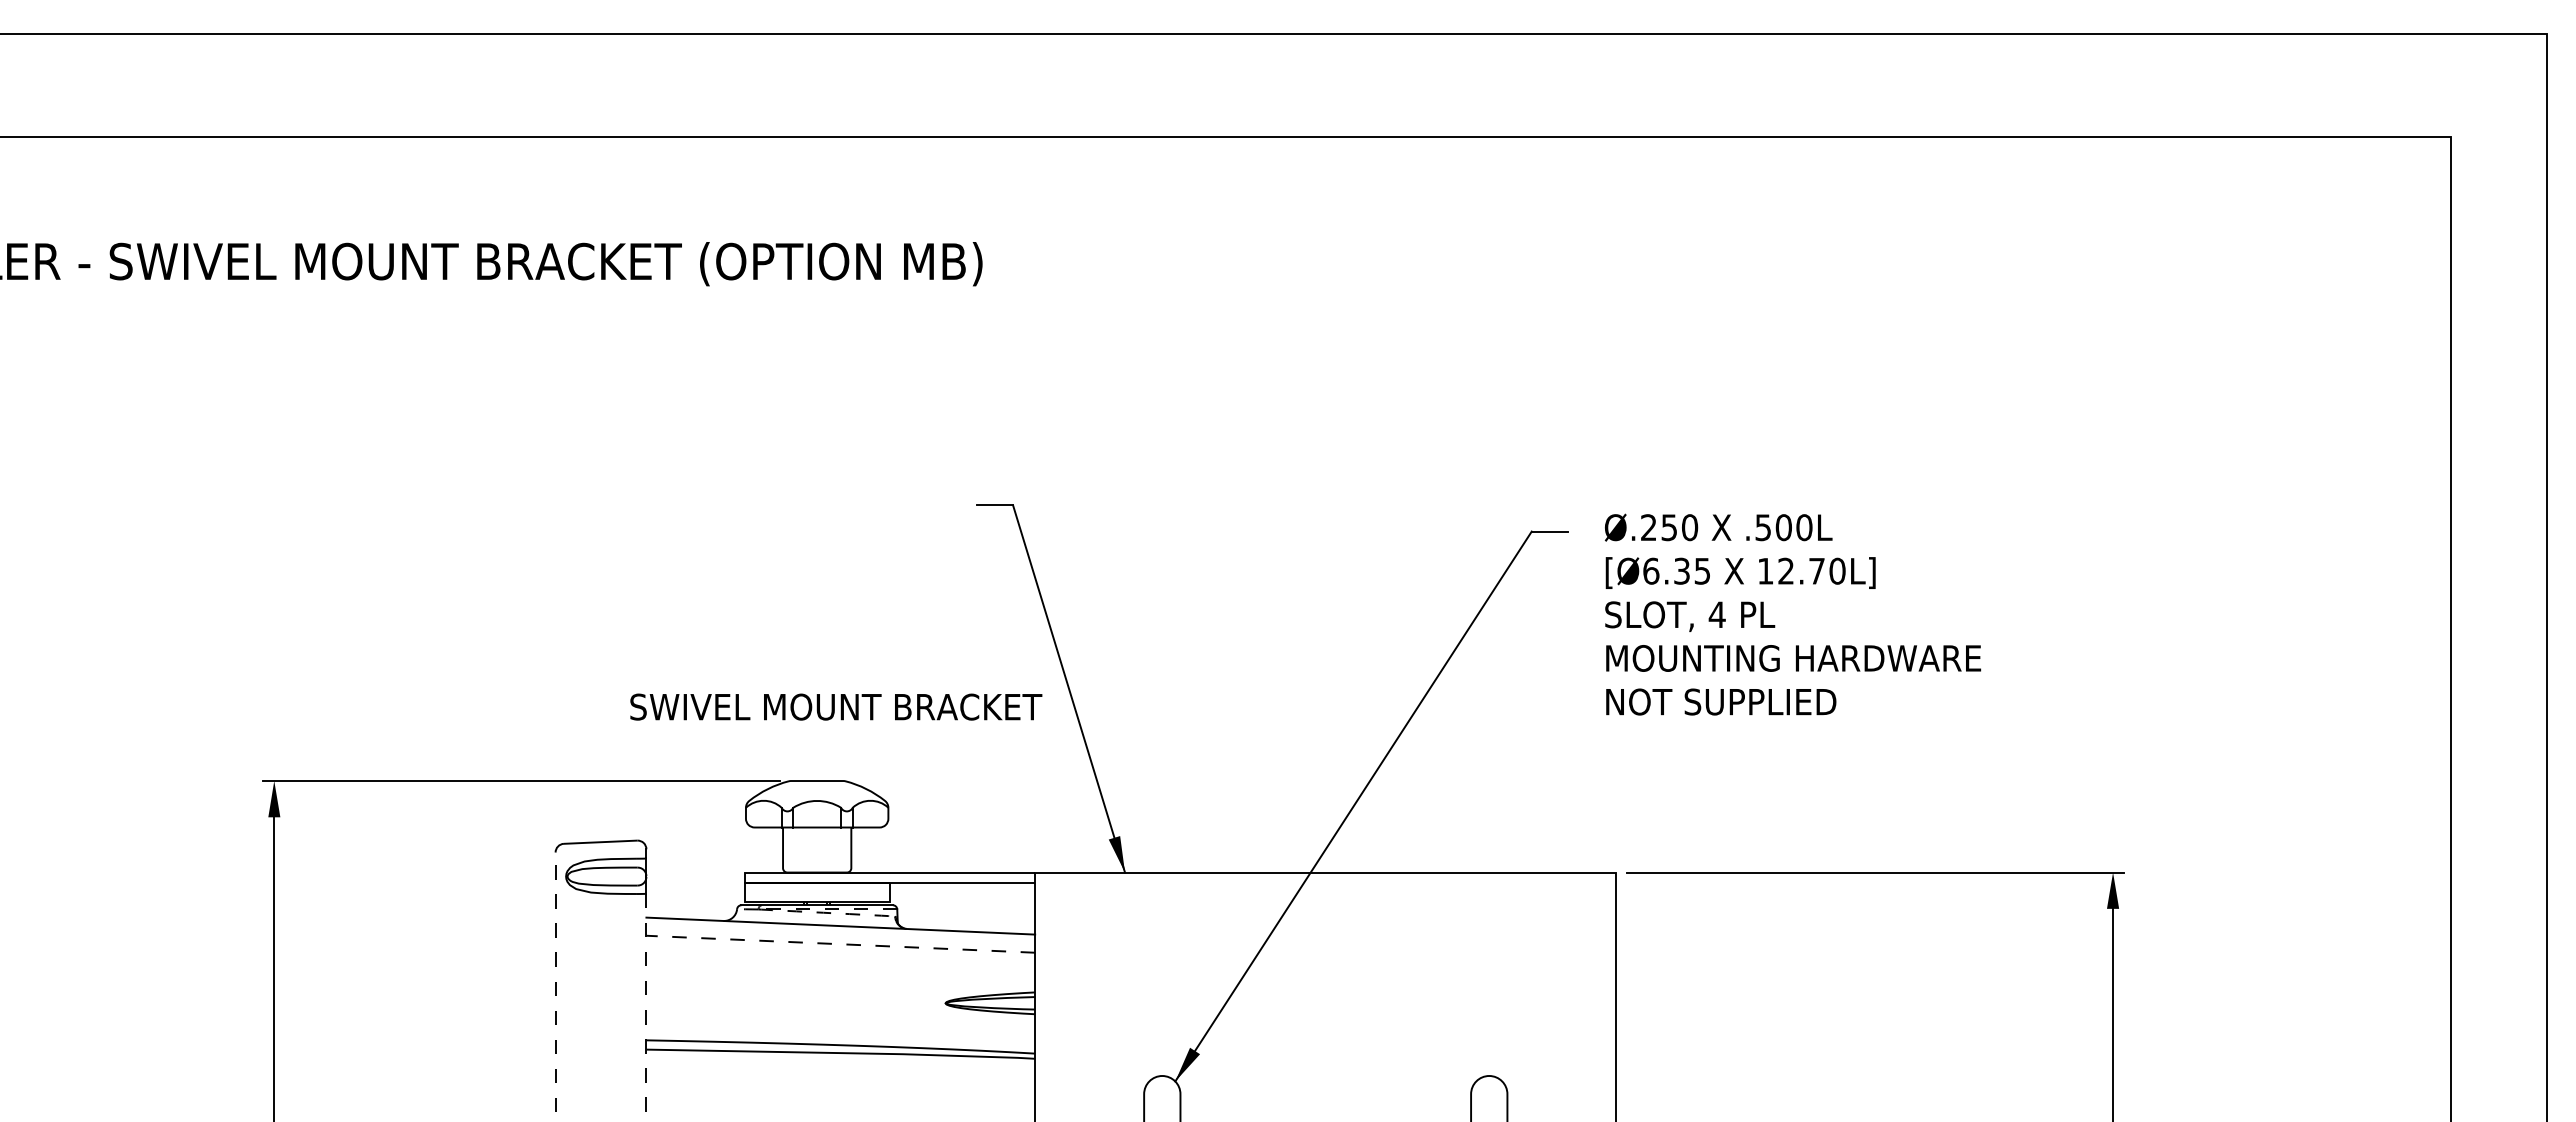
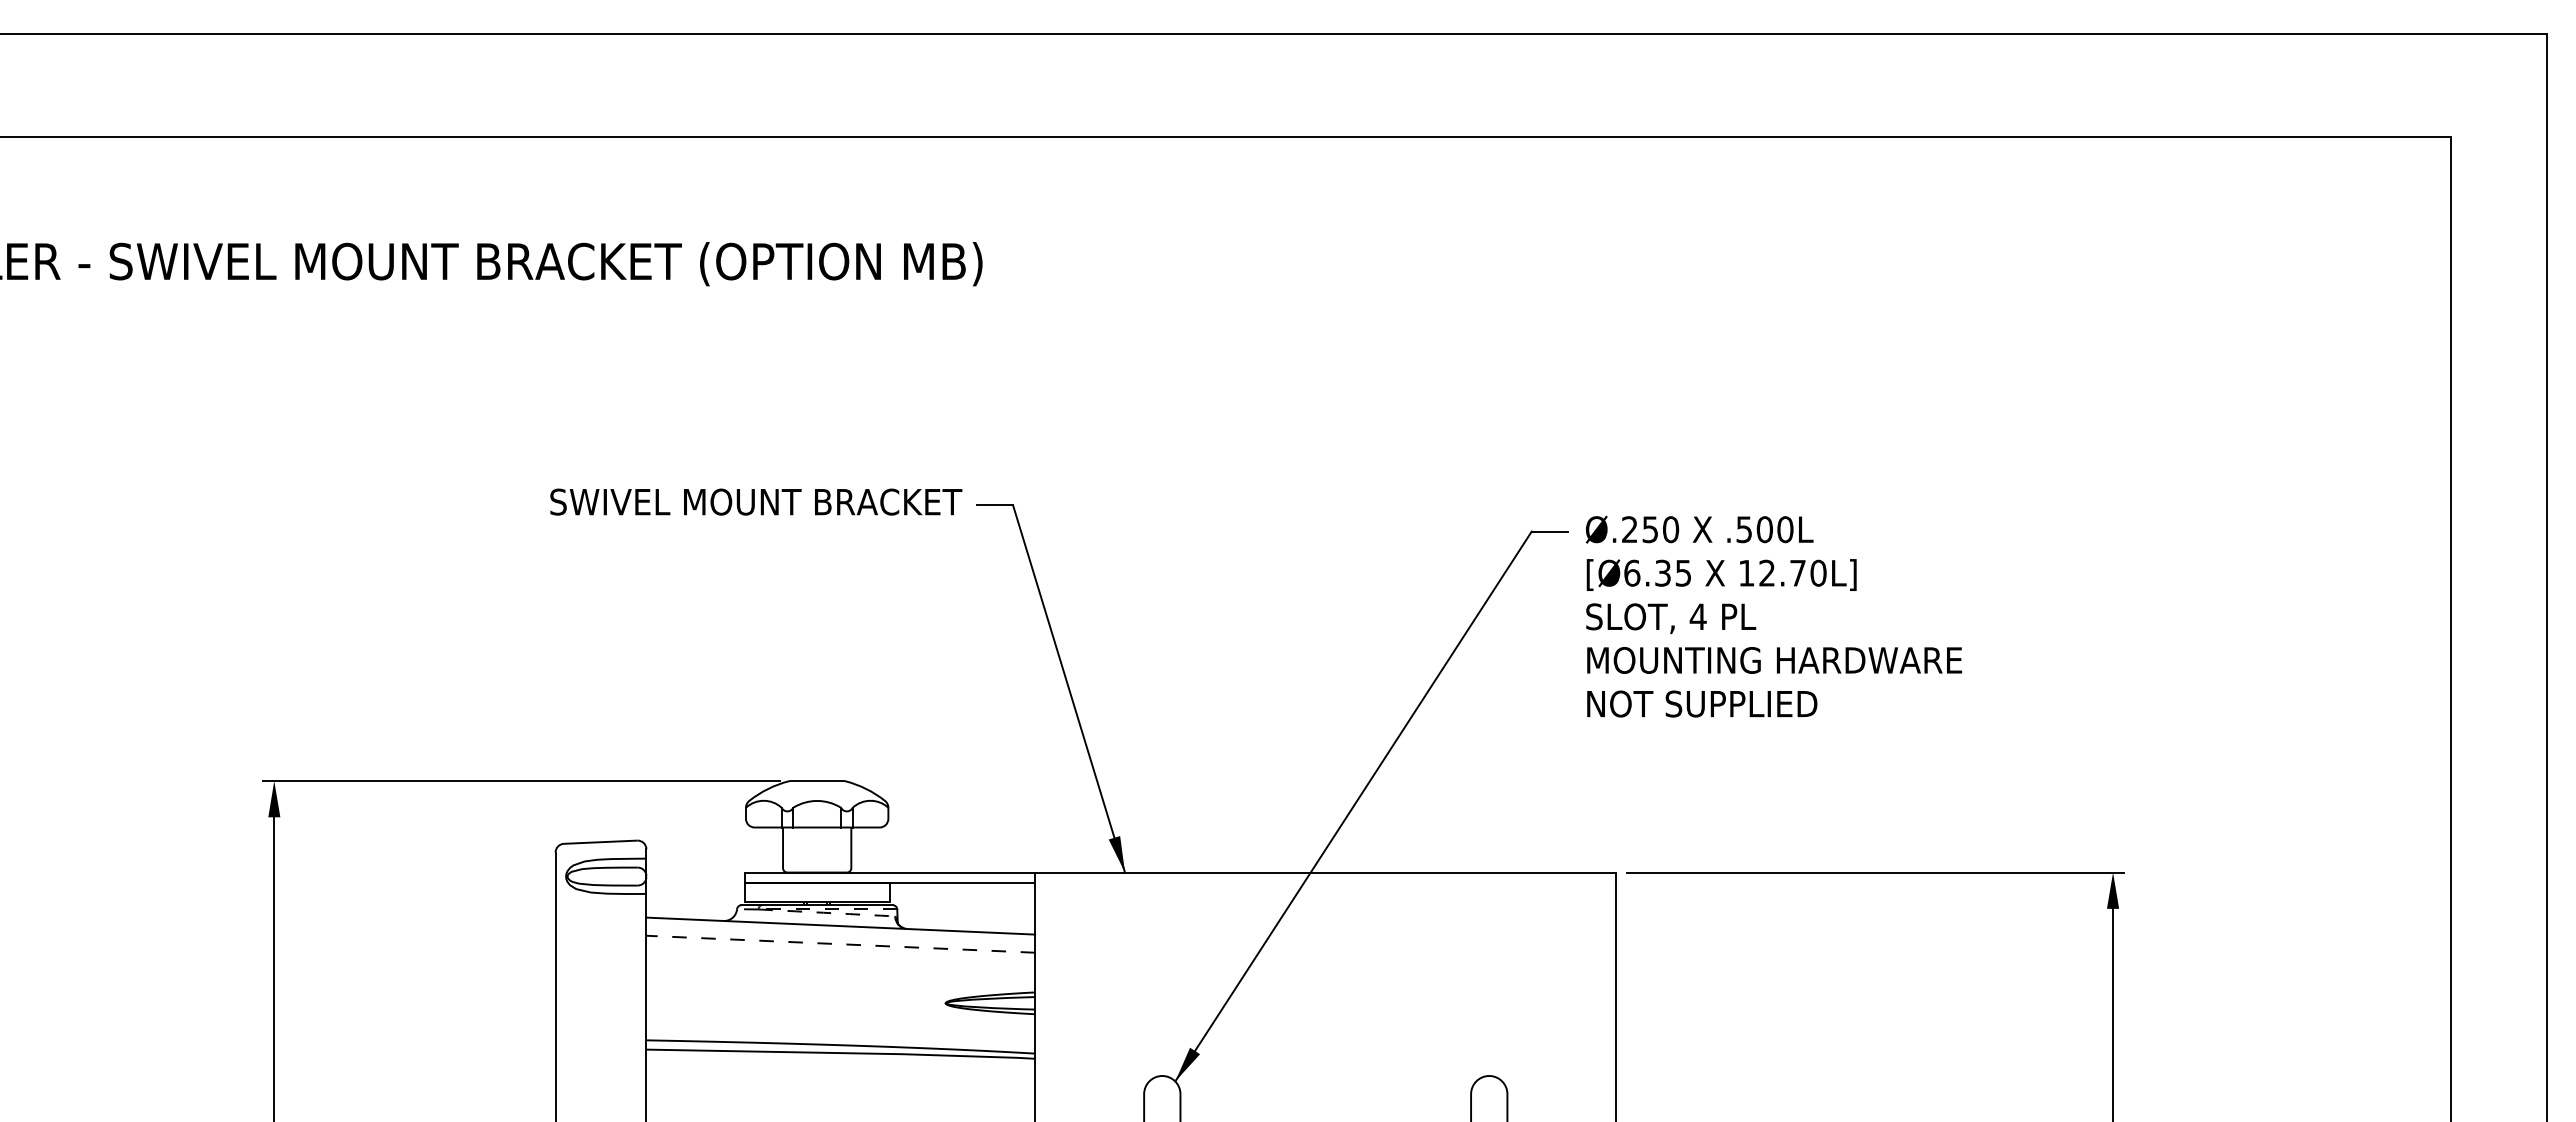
text position: (1792, 614) -> (1773, 616) (1773, 616)
text position: (836, 706) -> (756, 501) (756, 501)
line: dashed -> solid (555, 986)
line: dashed -> solid (646, 1007)
